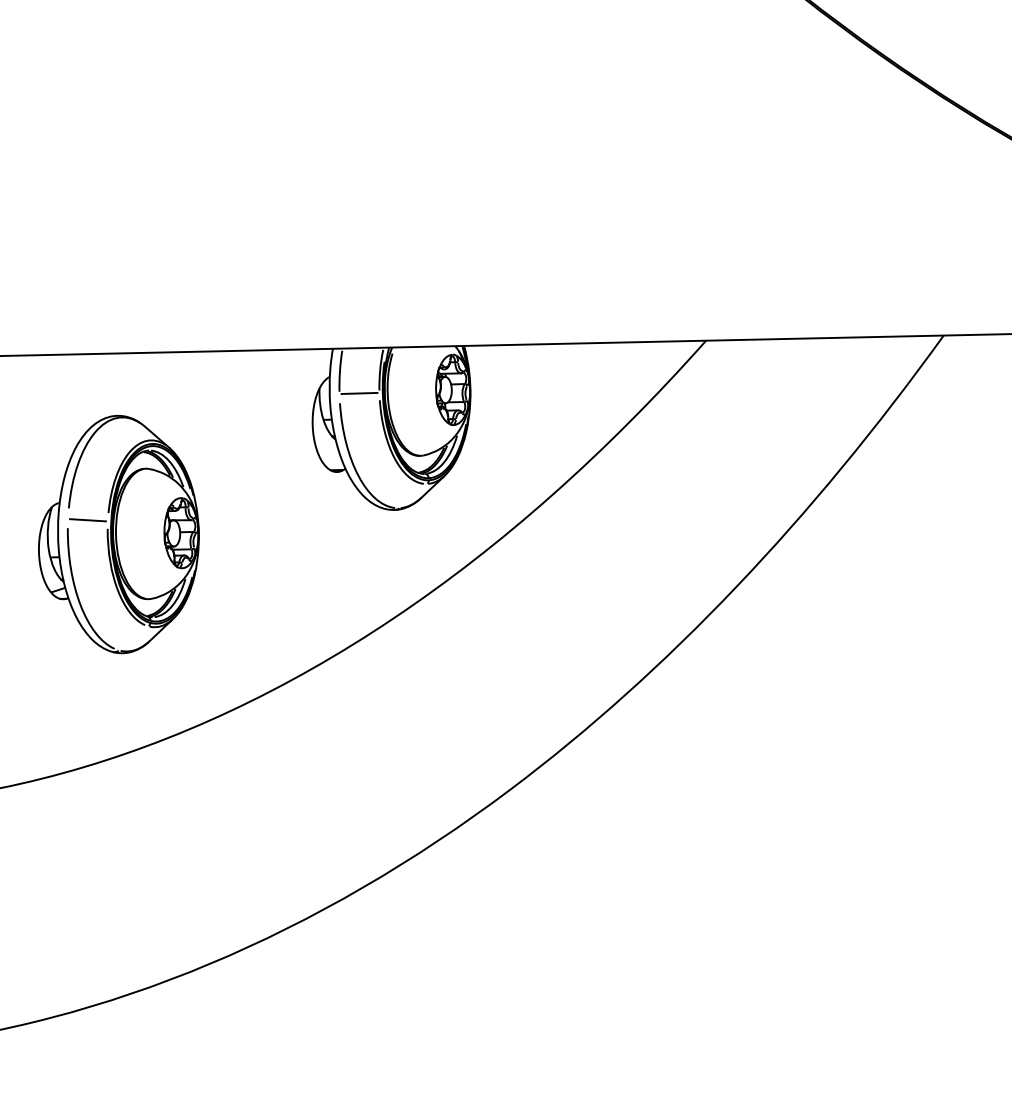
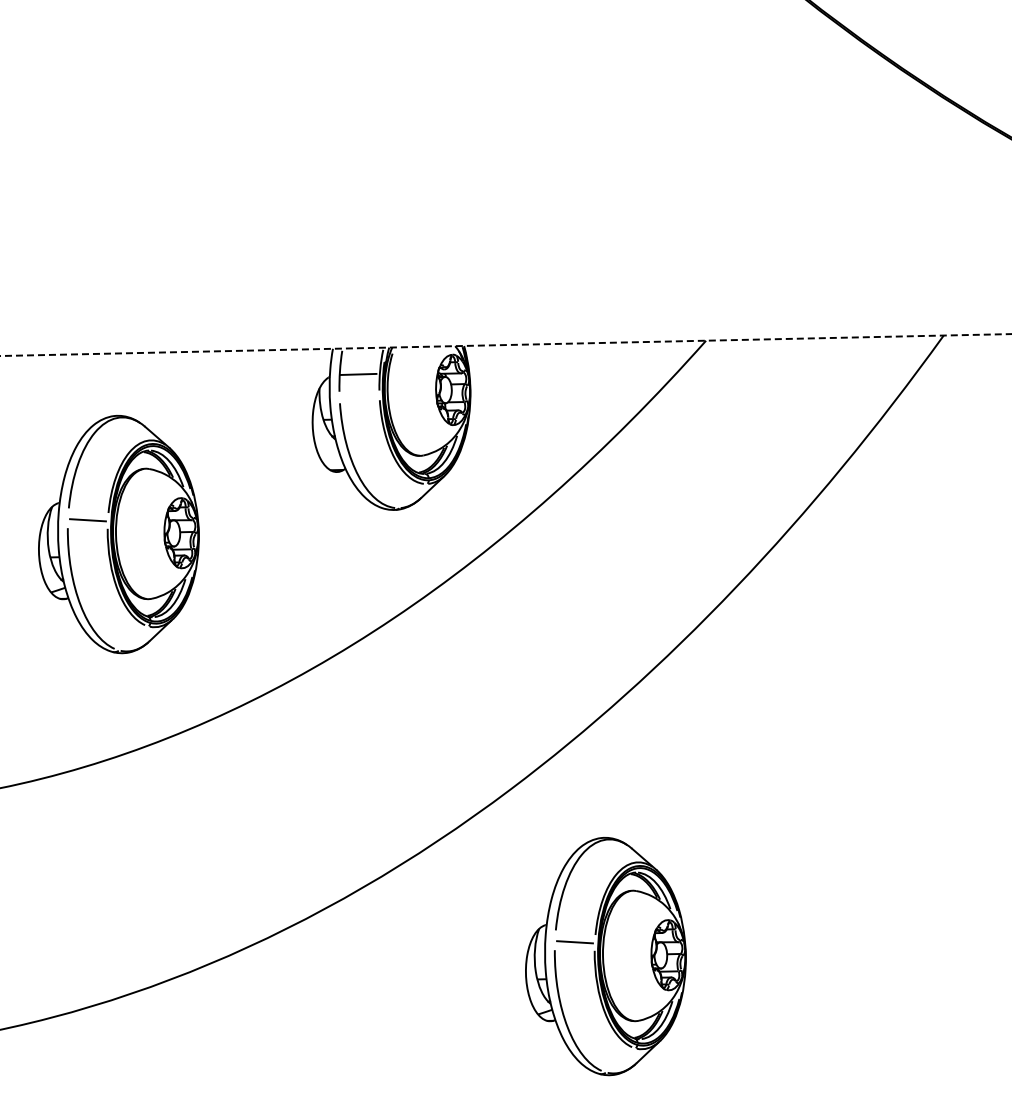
line: solid -> dashed (505, 345)
line position: (359, 392) -> (358, 373) (358, 373)
part: none -> present (605, 956)
